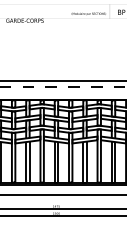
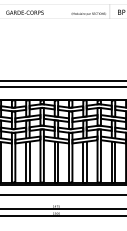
text position: (24, 20) -> (24, 12) (24, 12)
line: dashed -> solid (63, 86)
